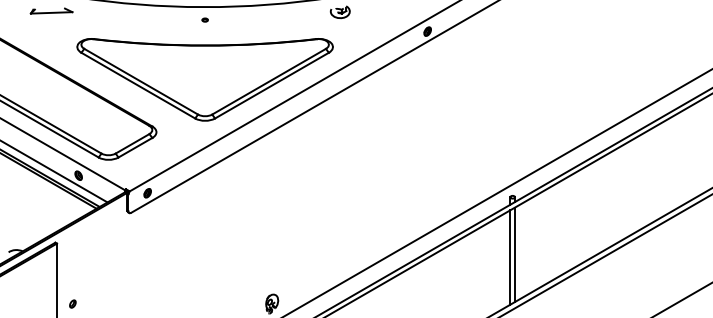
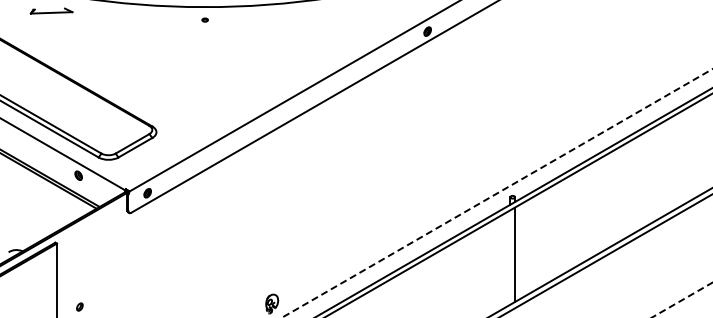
part: present -> none (339, 12)
part: present -> none (204, 79)
line: present -> none (54, 171)
line: solid -> dashed (496, 193)
line: present -> none (510, 257)
line: solid -> dashed (682, 300)
part position: (72, 303) -> (79, 306) (79, 306)
